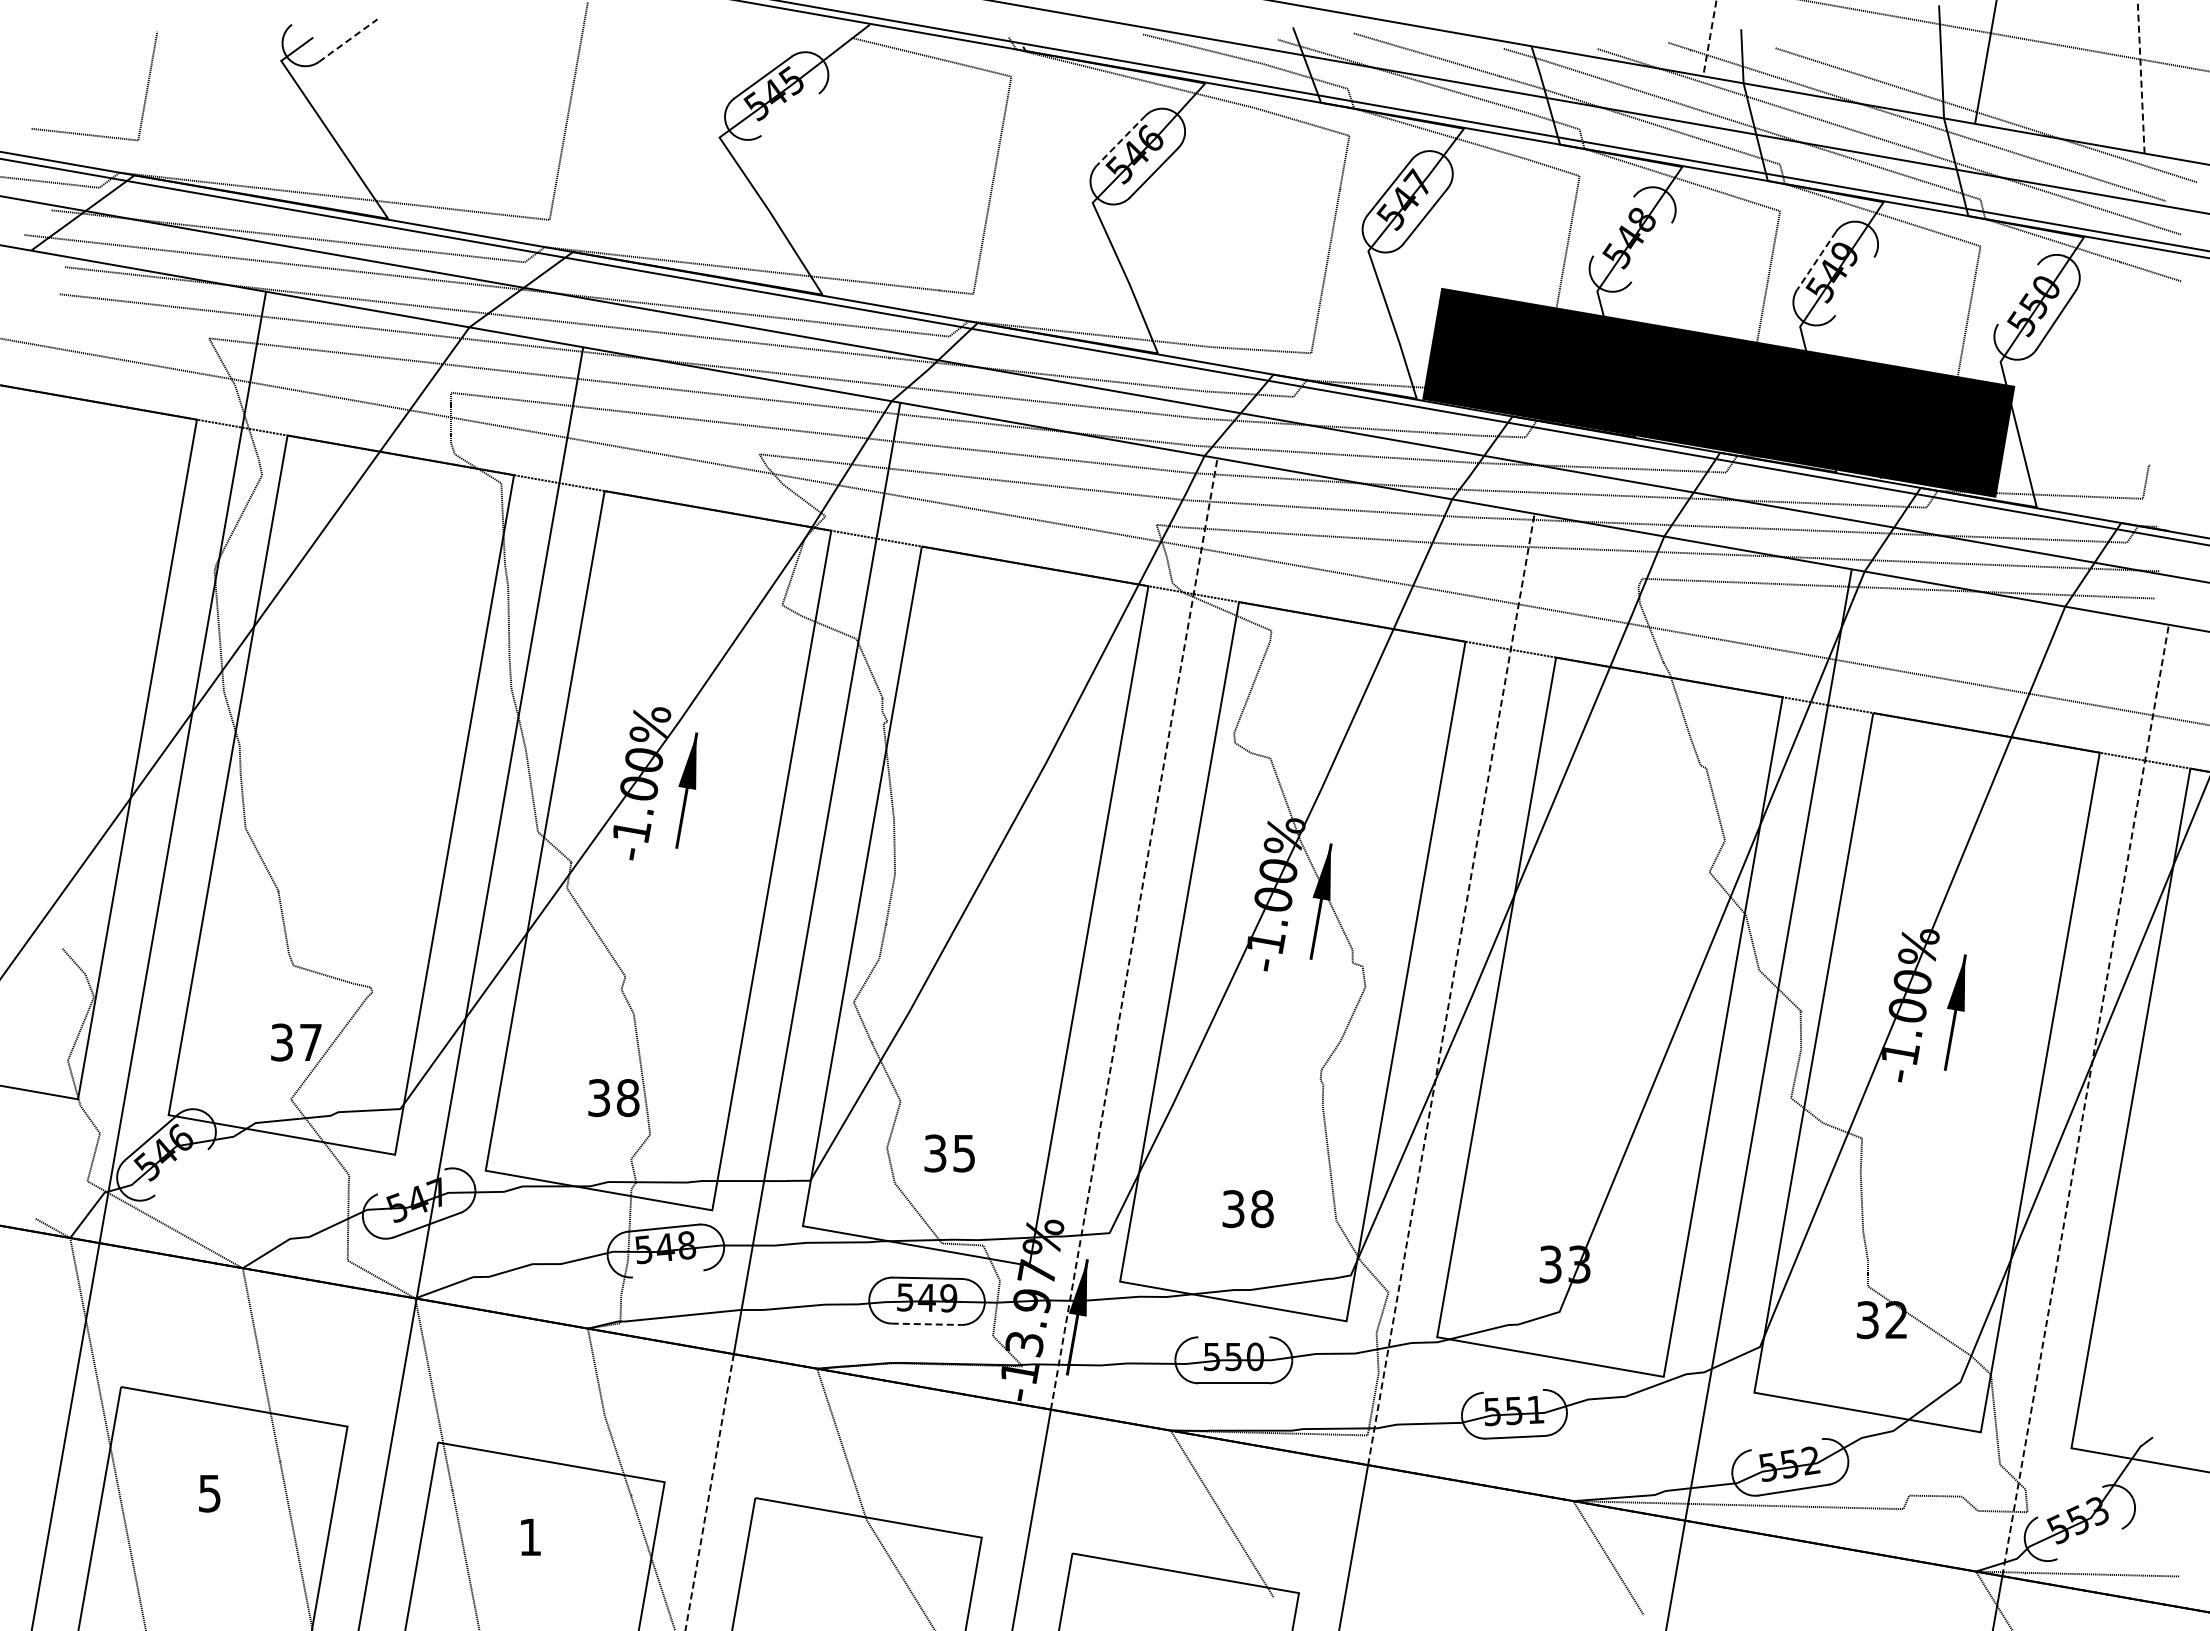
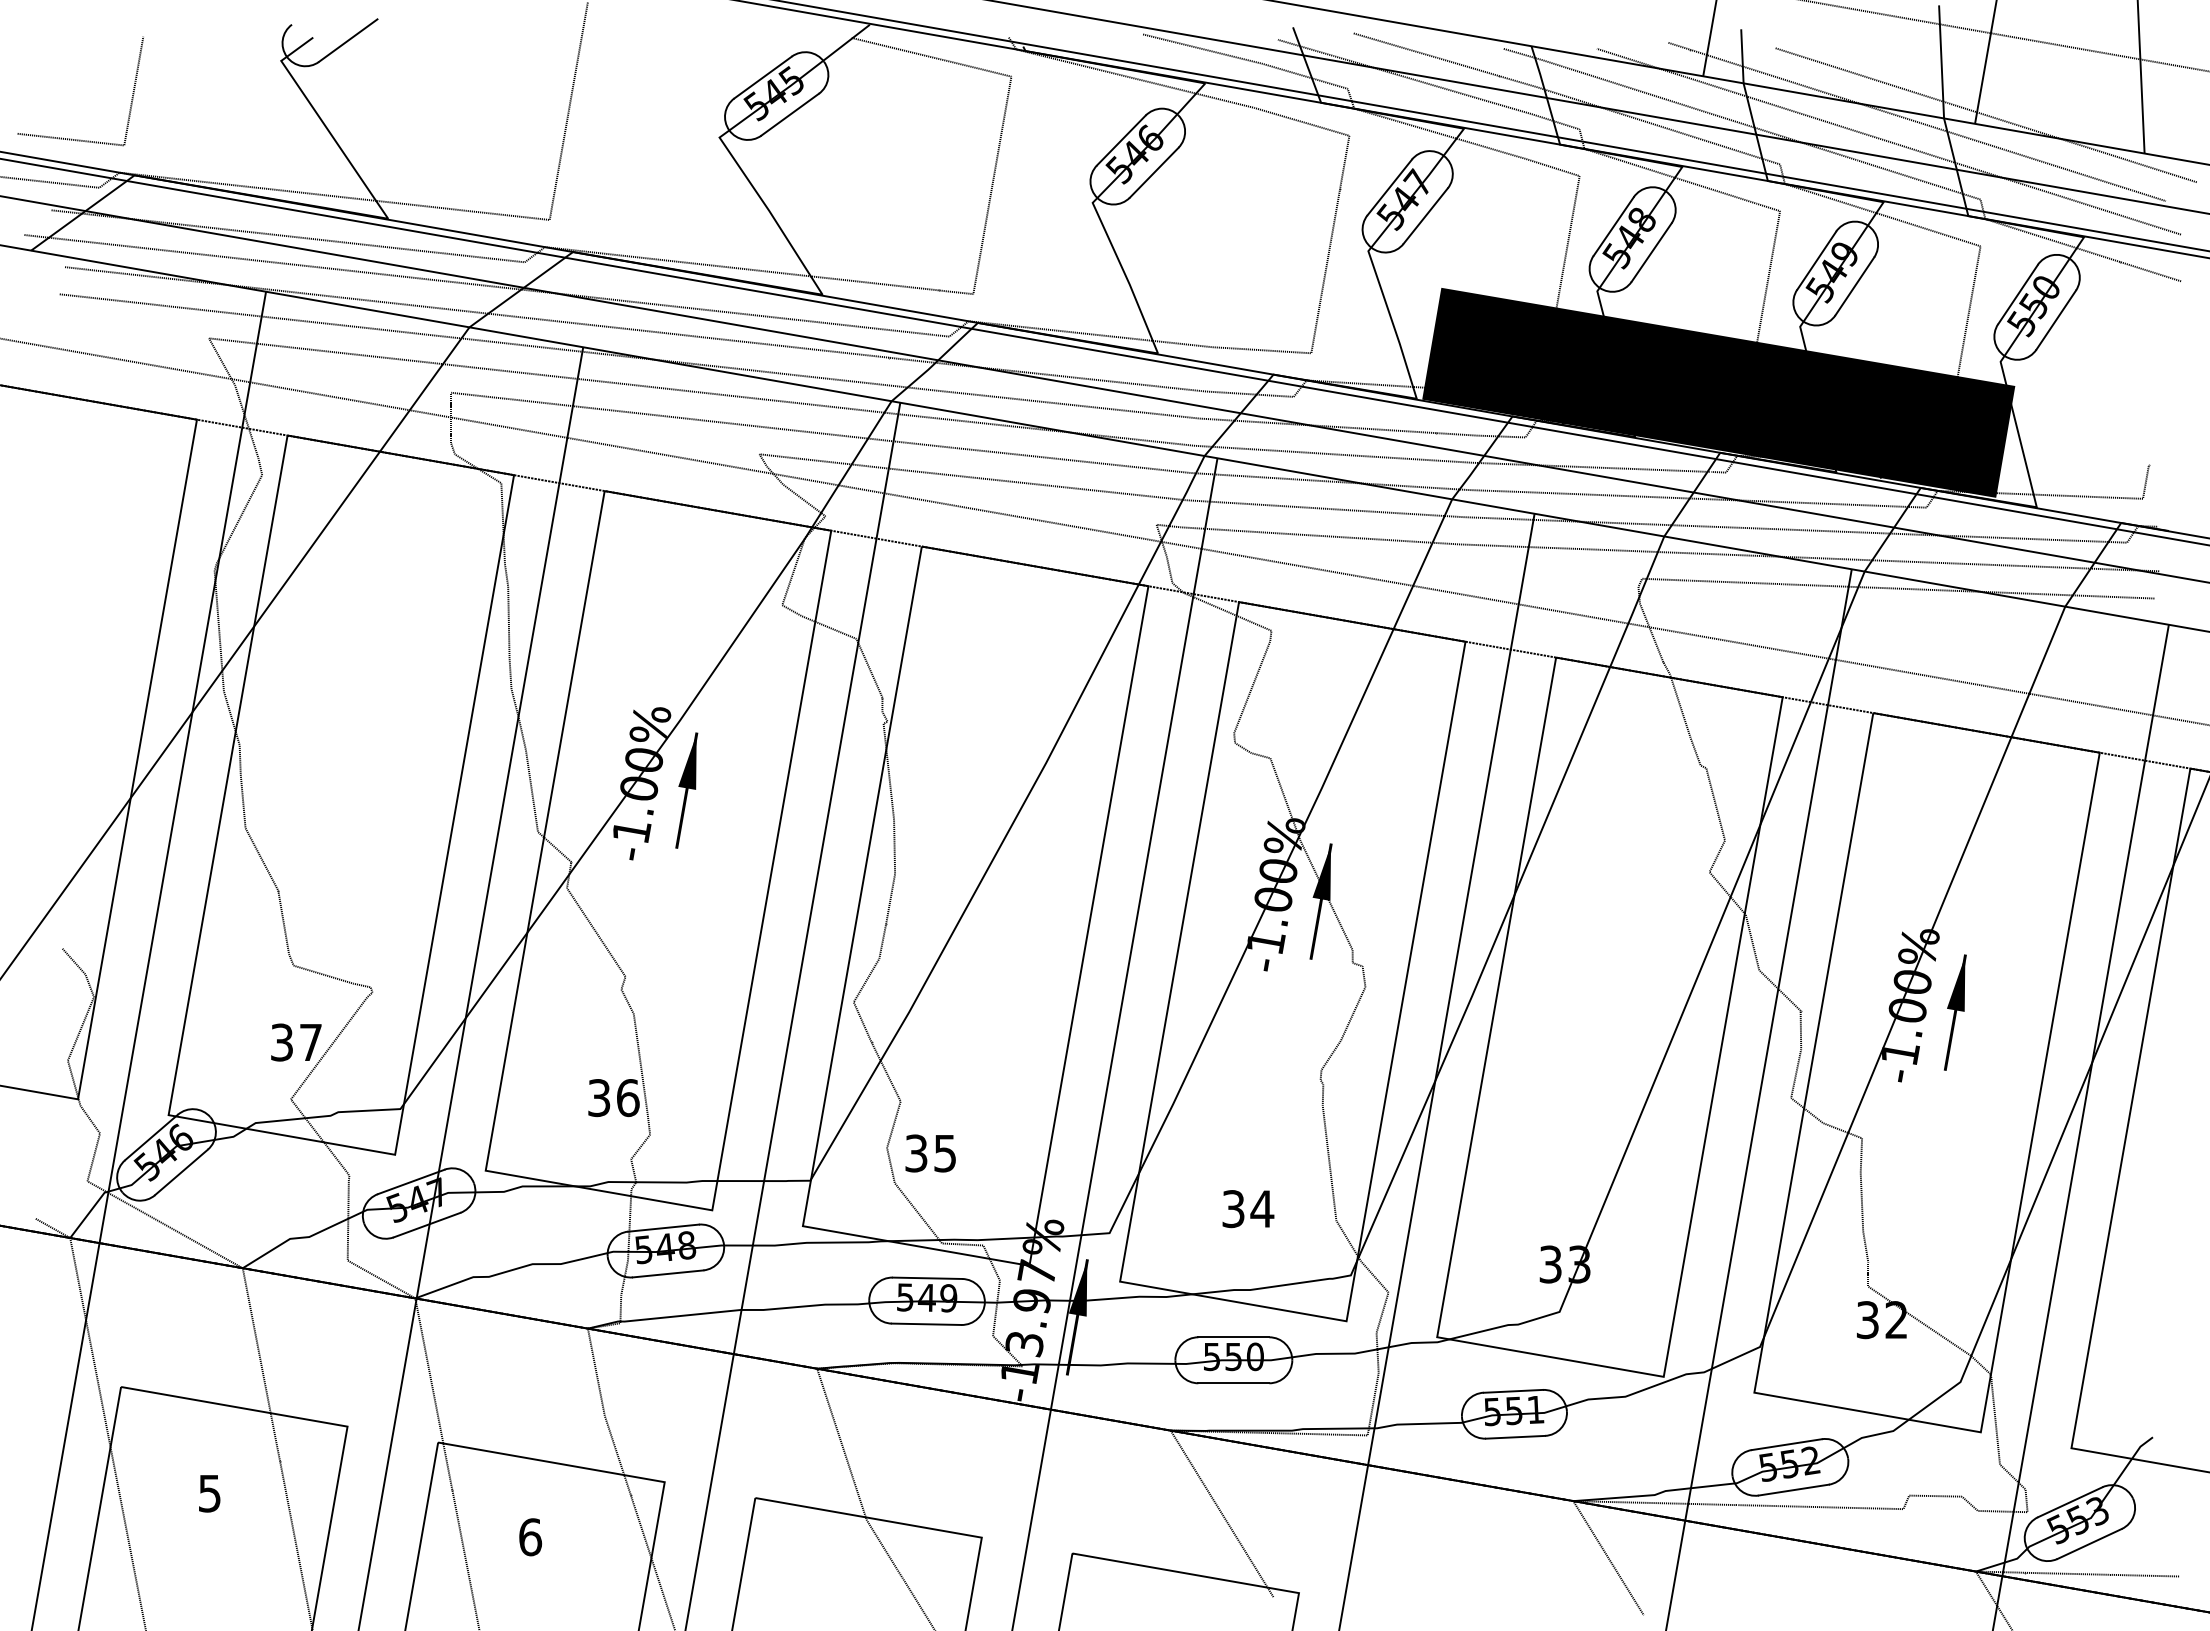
line: dashed -> solid (1709, 38)
line: dashed -> solid (348, 40)
line: dashed -> solid (2141, 76)
line: none -> present (789, 114)
curve position: (85, 133) -> (71, 138) (71, 138)
line: dashed -> solid (1121, 140)
line: none -> present (1613, 226)
line: none -> present (1651, 252)
line: dashed -> solid (1816, 260)
line: none -> present (1854, 286)
line: none -> present (2017, 294)
line: dashed -> solid (1134, 933)
line: dashed -> solid (1451, 989)
text: 38 -> 36 (628, 1097)
line: dashed -> solid (2085, 1100)
text position: (949, 1153) -> (930, 1153) (930, 1153)
line: none -> present (181, 1172)
line: none -> present (410, 1181)
text: 38 -> 34 (1262, 1209)
line: none -> present (667, 1273)
line: dashed -> solid (926, 1324)
line: none -> present (1233, 1337)
line: none -> present (1512, 1390)
line: none -> present (1786, 1444)
line: dashed -> solid (709, 1493)
line: none -> present (2070, 1502)
text: 1 -> 6 (530, 1537)
line: none -> present (2089, 1544)
